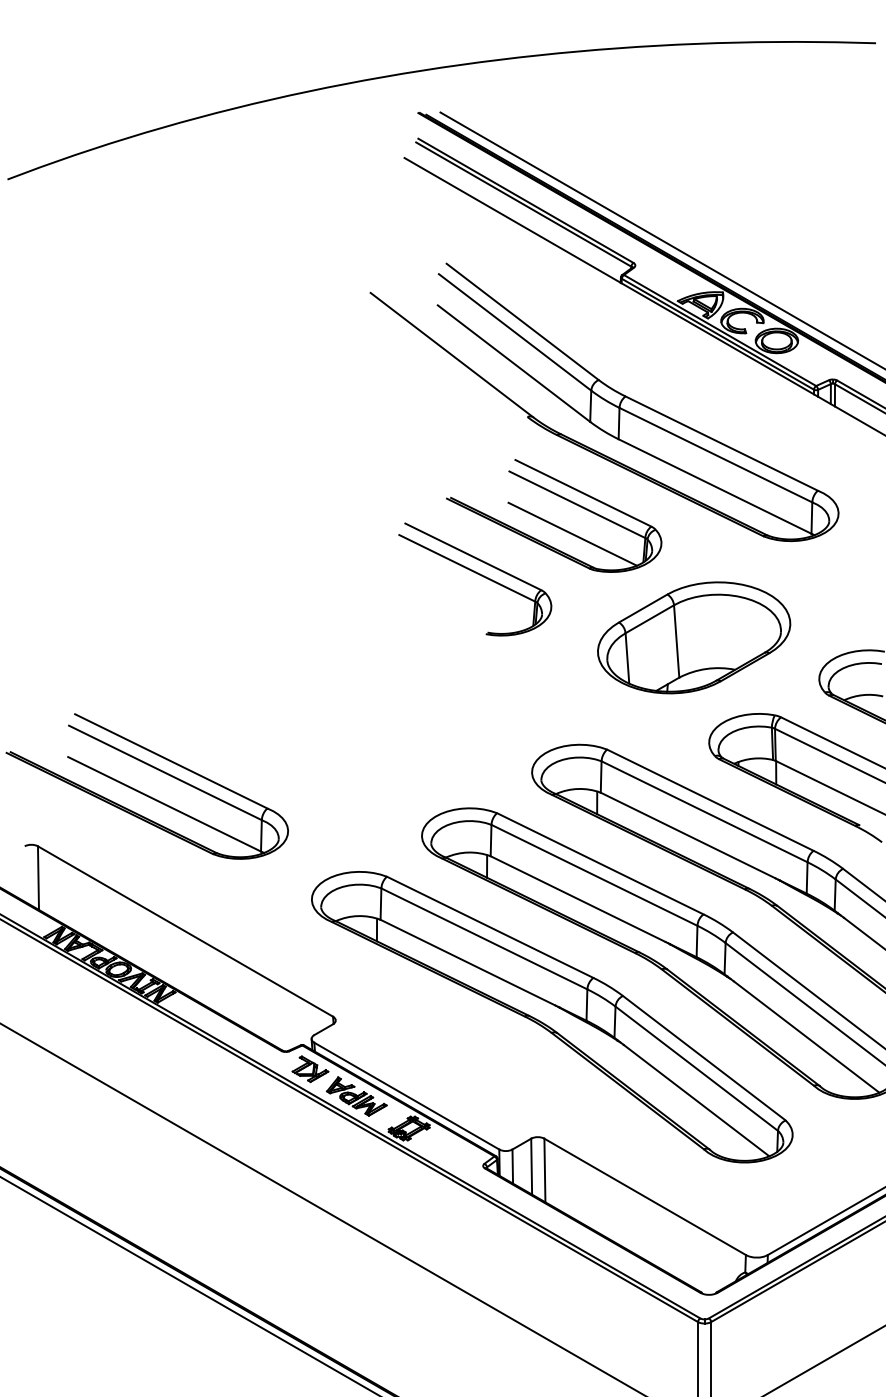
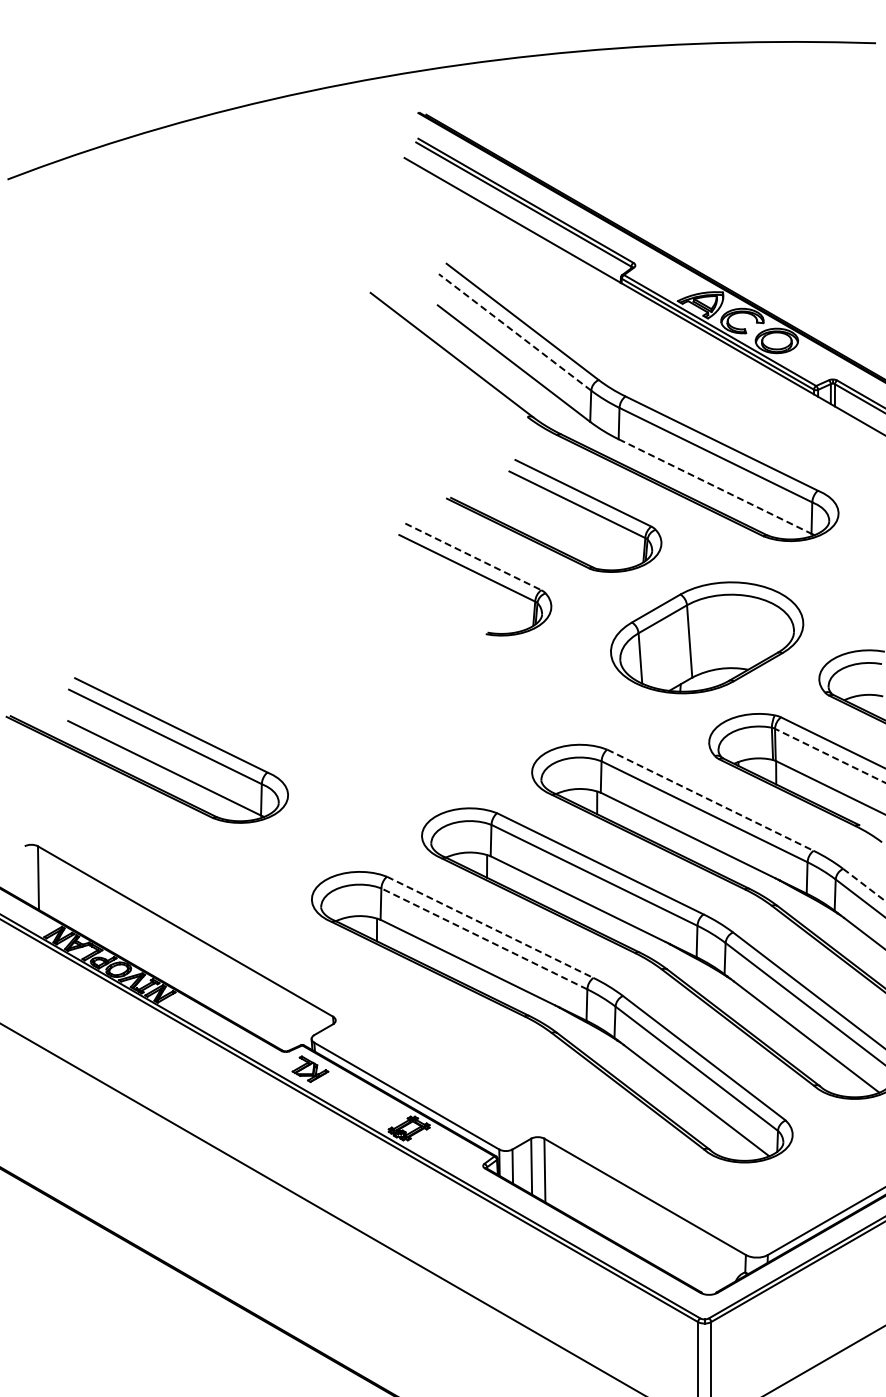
line: present -> none (661, 239)
line: solid -> dashed (515, 332)
line: solid -> dashed (715, 486)
line: present -> none (572, 533)
line: solid -> dashed (473, 556)
part position: (694, 637) -> (707, 637) (707, 637)
line: solid -> dashed (829, 755)
part position: (143, 792) -> (143, 756) (143, 756)
line: solid -> dashed (710, 800)
line: solid -> dashed (864, 885)
line: solid -> dashed (490, 927)
line: solid -> dashed (484, 938)
part: present -> none (356, 1096)
line: present -> none (189, 1285)
